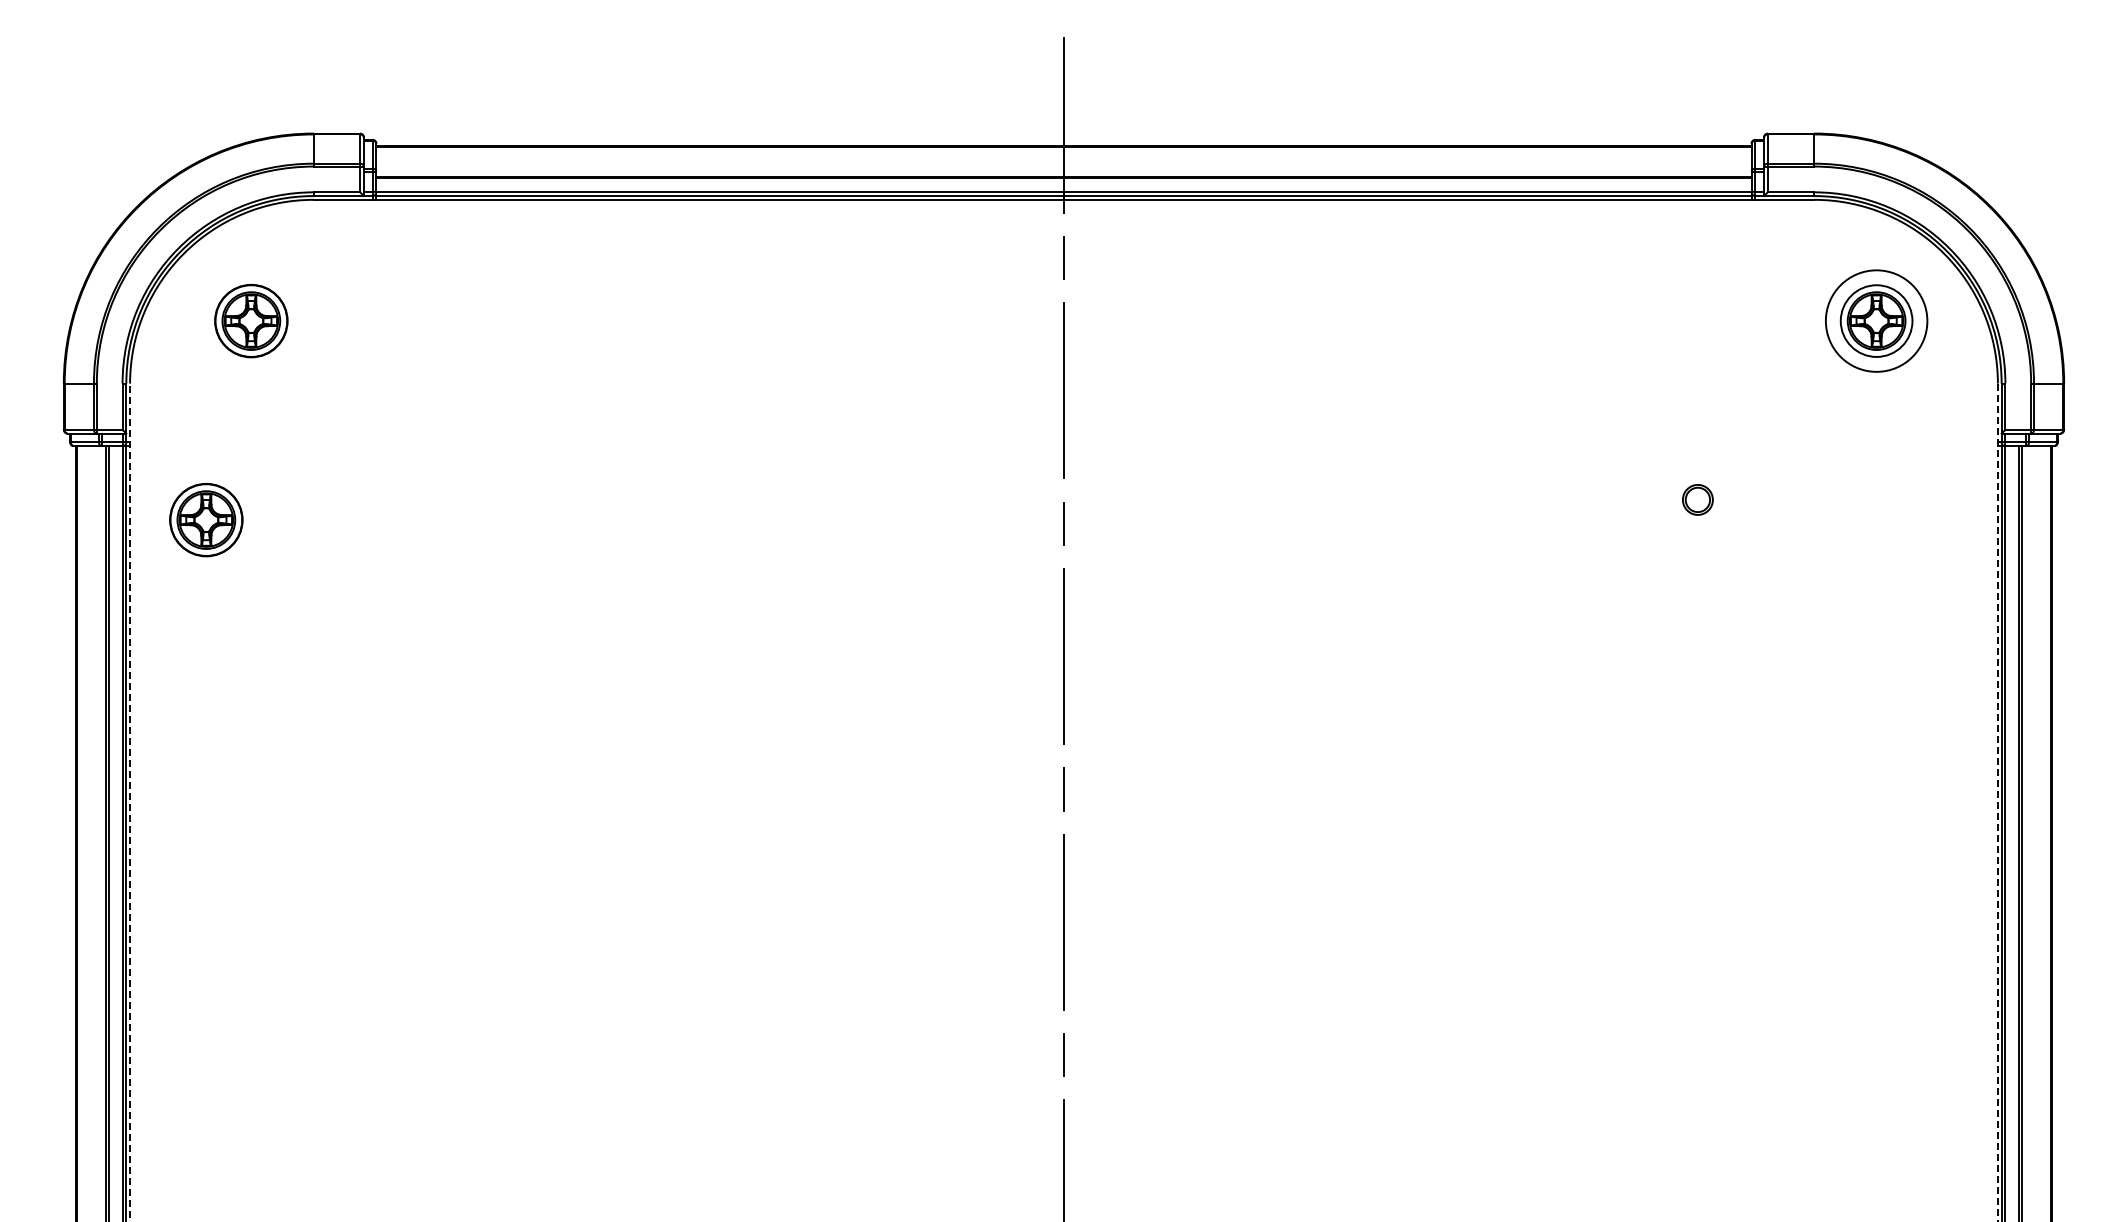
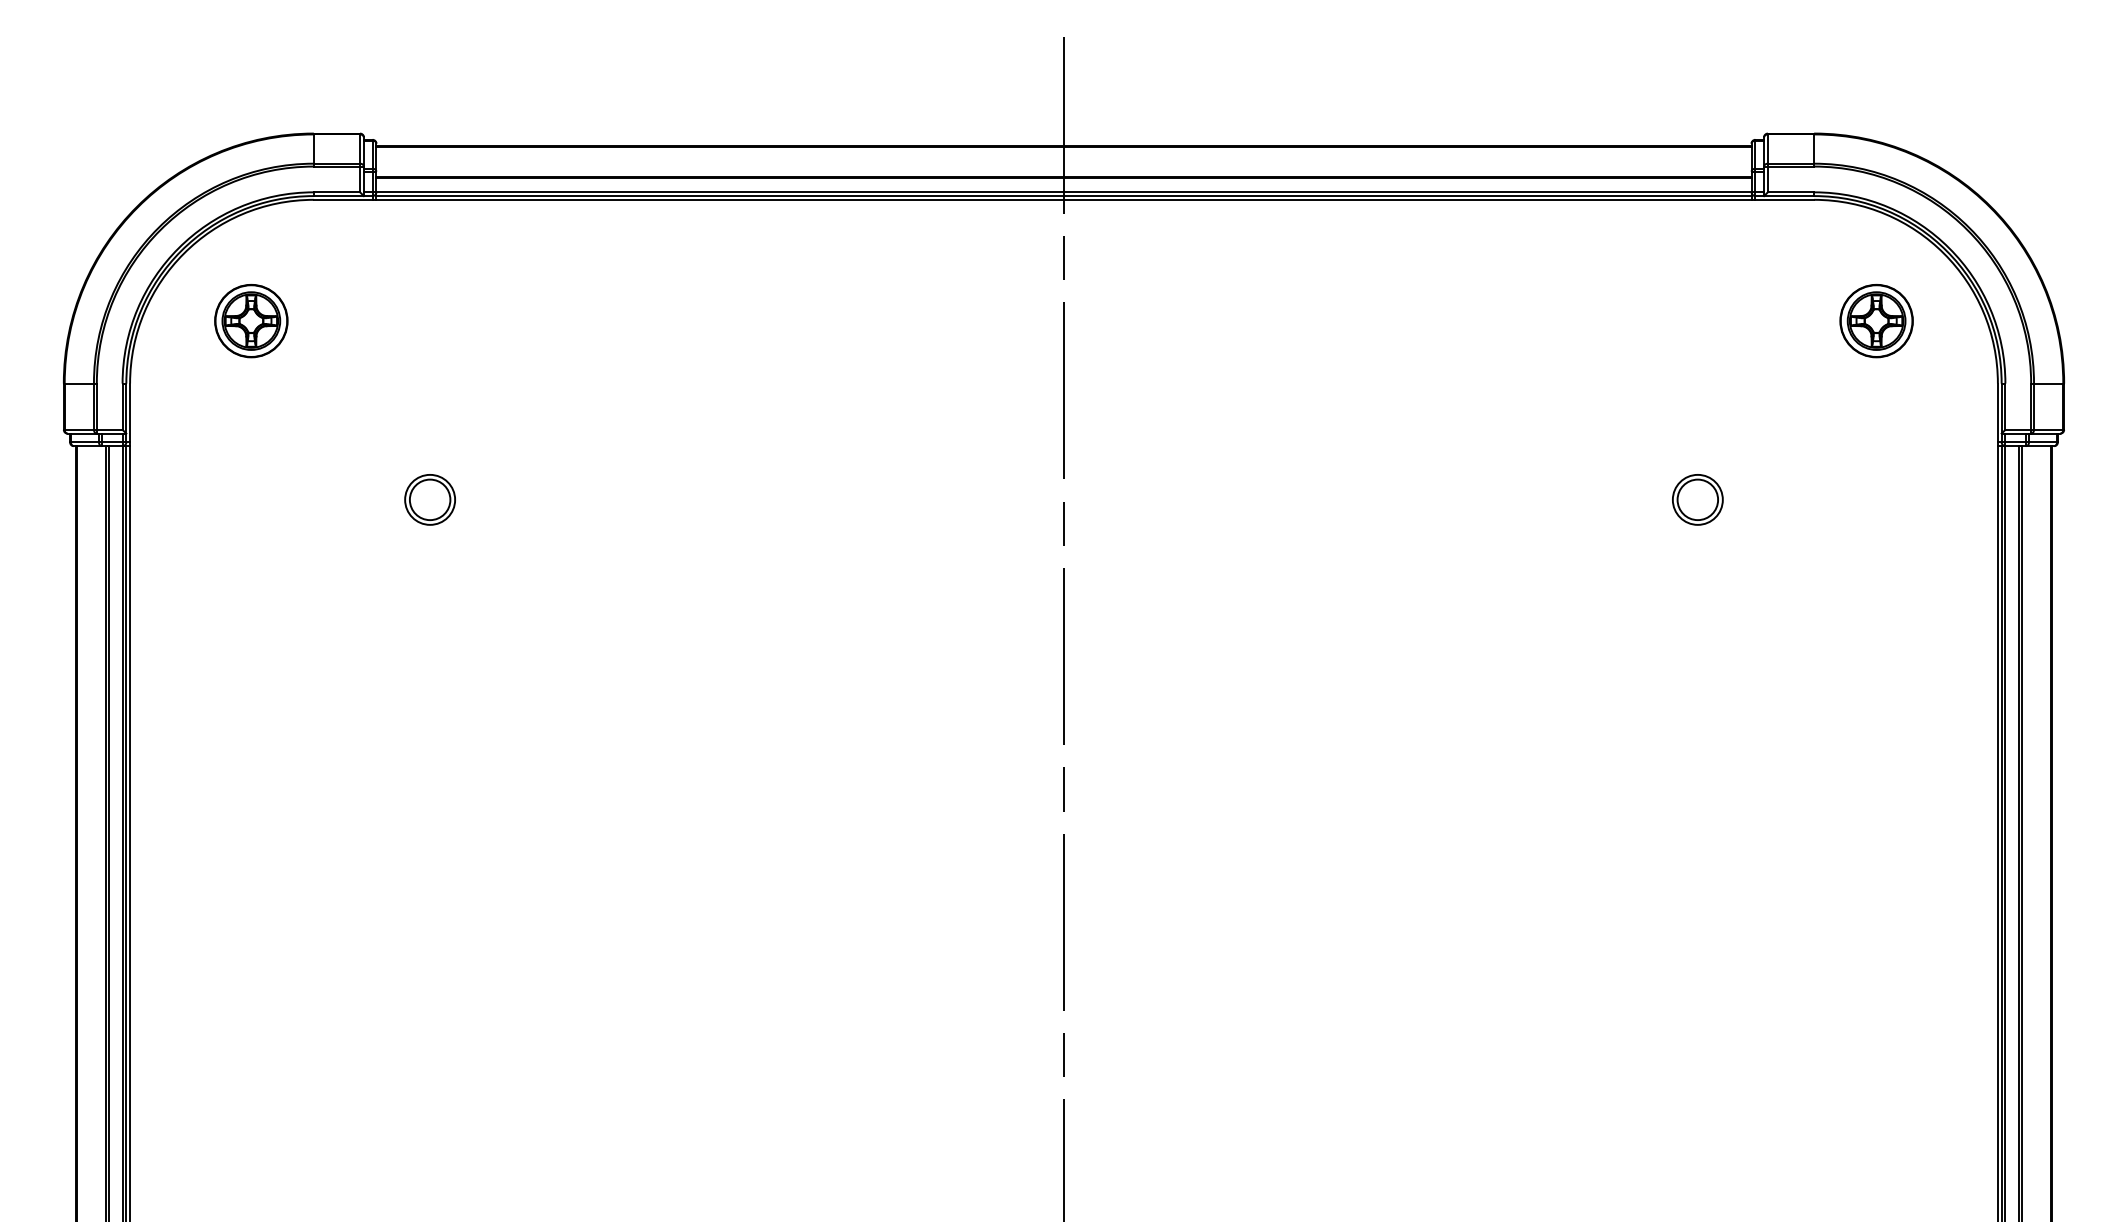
circle diameter: 102 px -> 73 px (1876, 320)
part: none -> present (429, 499)
part size: 32x32 px -> 52x52 px (1697, 499)
part: present -> none (206, 520)
line: dashed -> solid (130, 802)
line: dashed -> solid (1997, 802)
